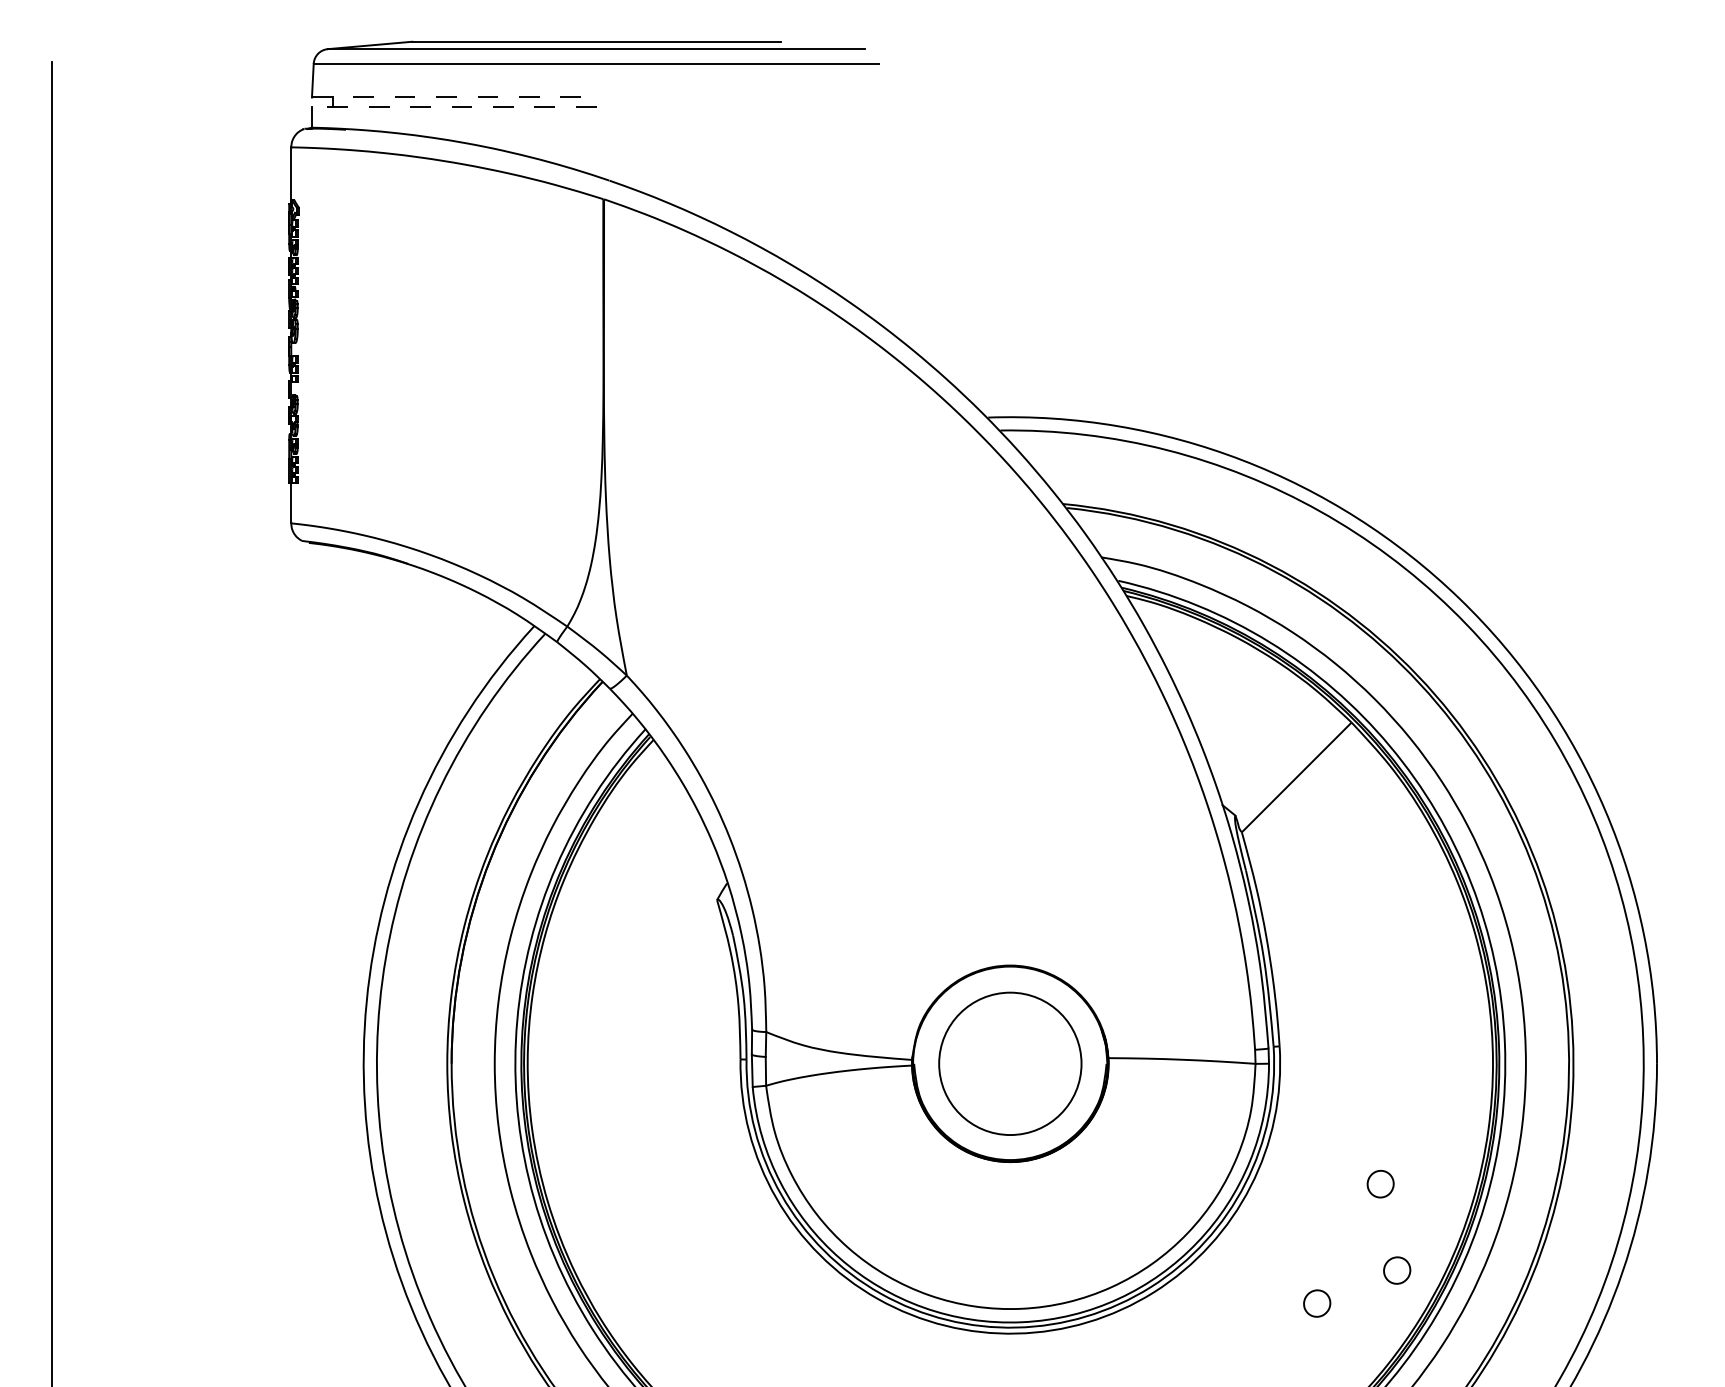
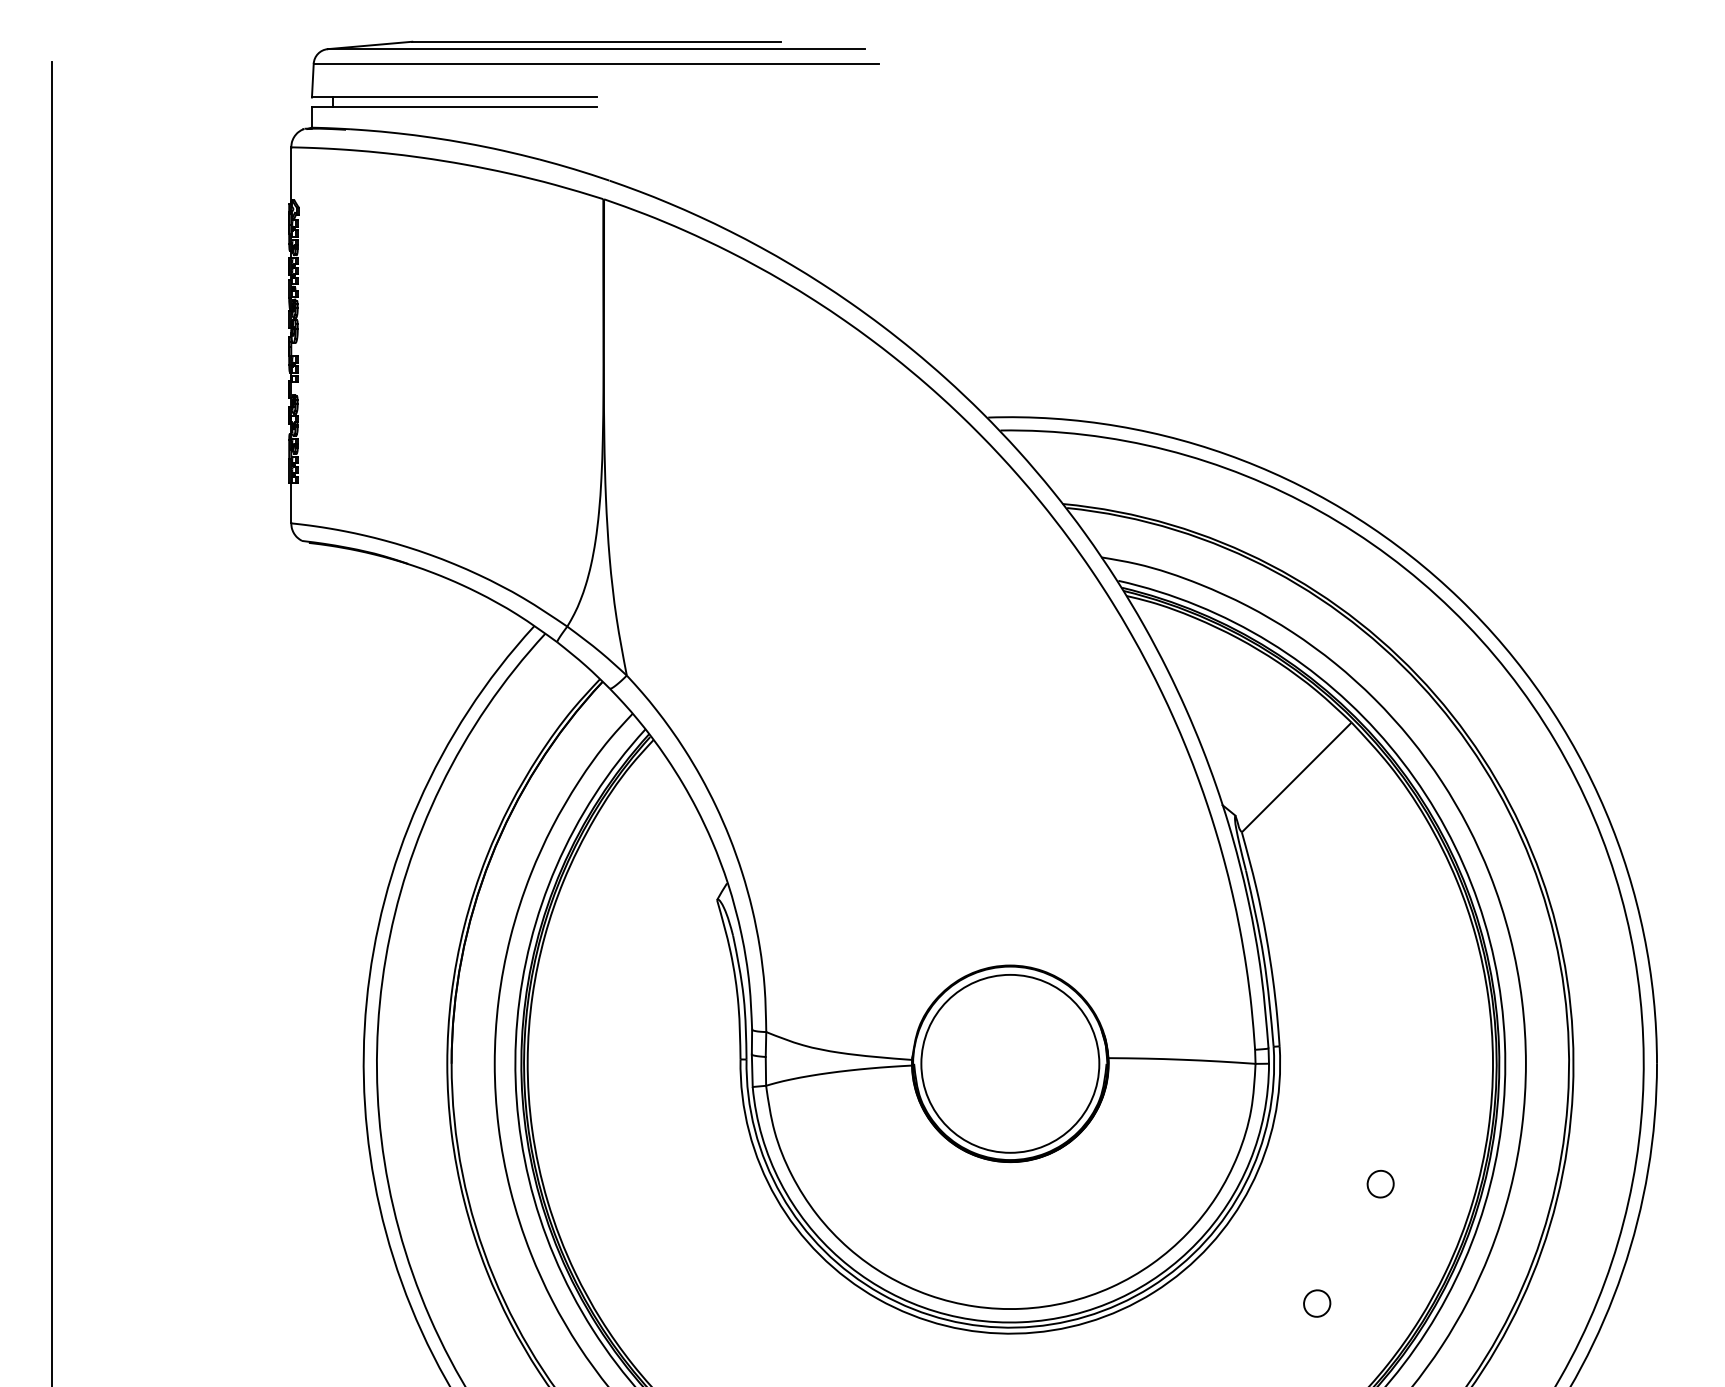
line: dashed -> solid (454, 97)
line: dashed -> solid (453, 106)
circle diameter: 142 px -> 178 px (1010, 1063)
part: present -> none (1397, 1270)
